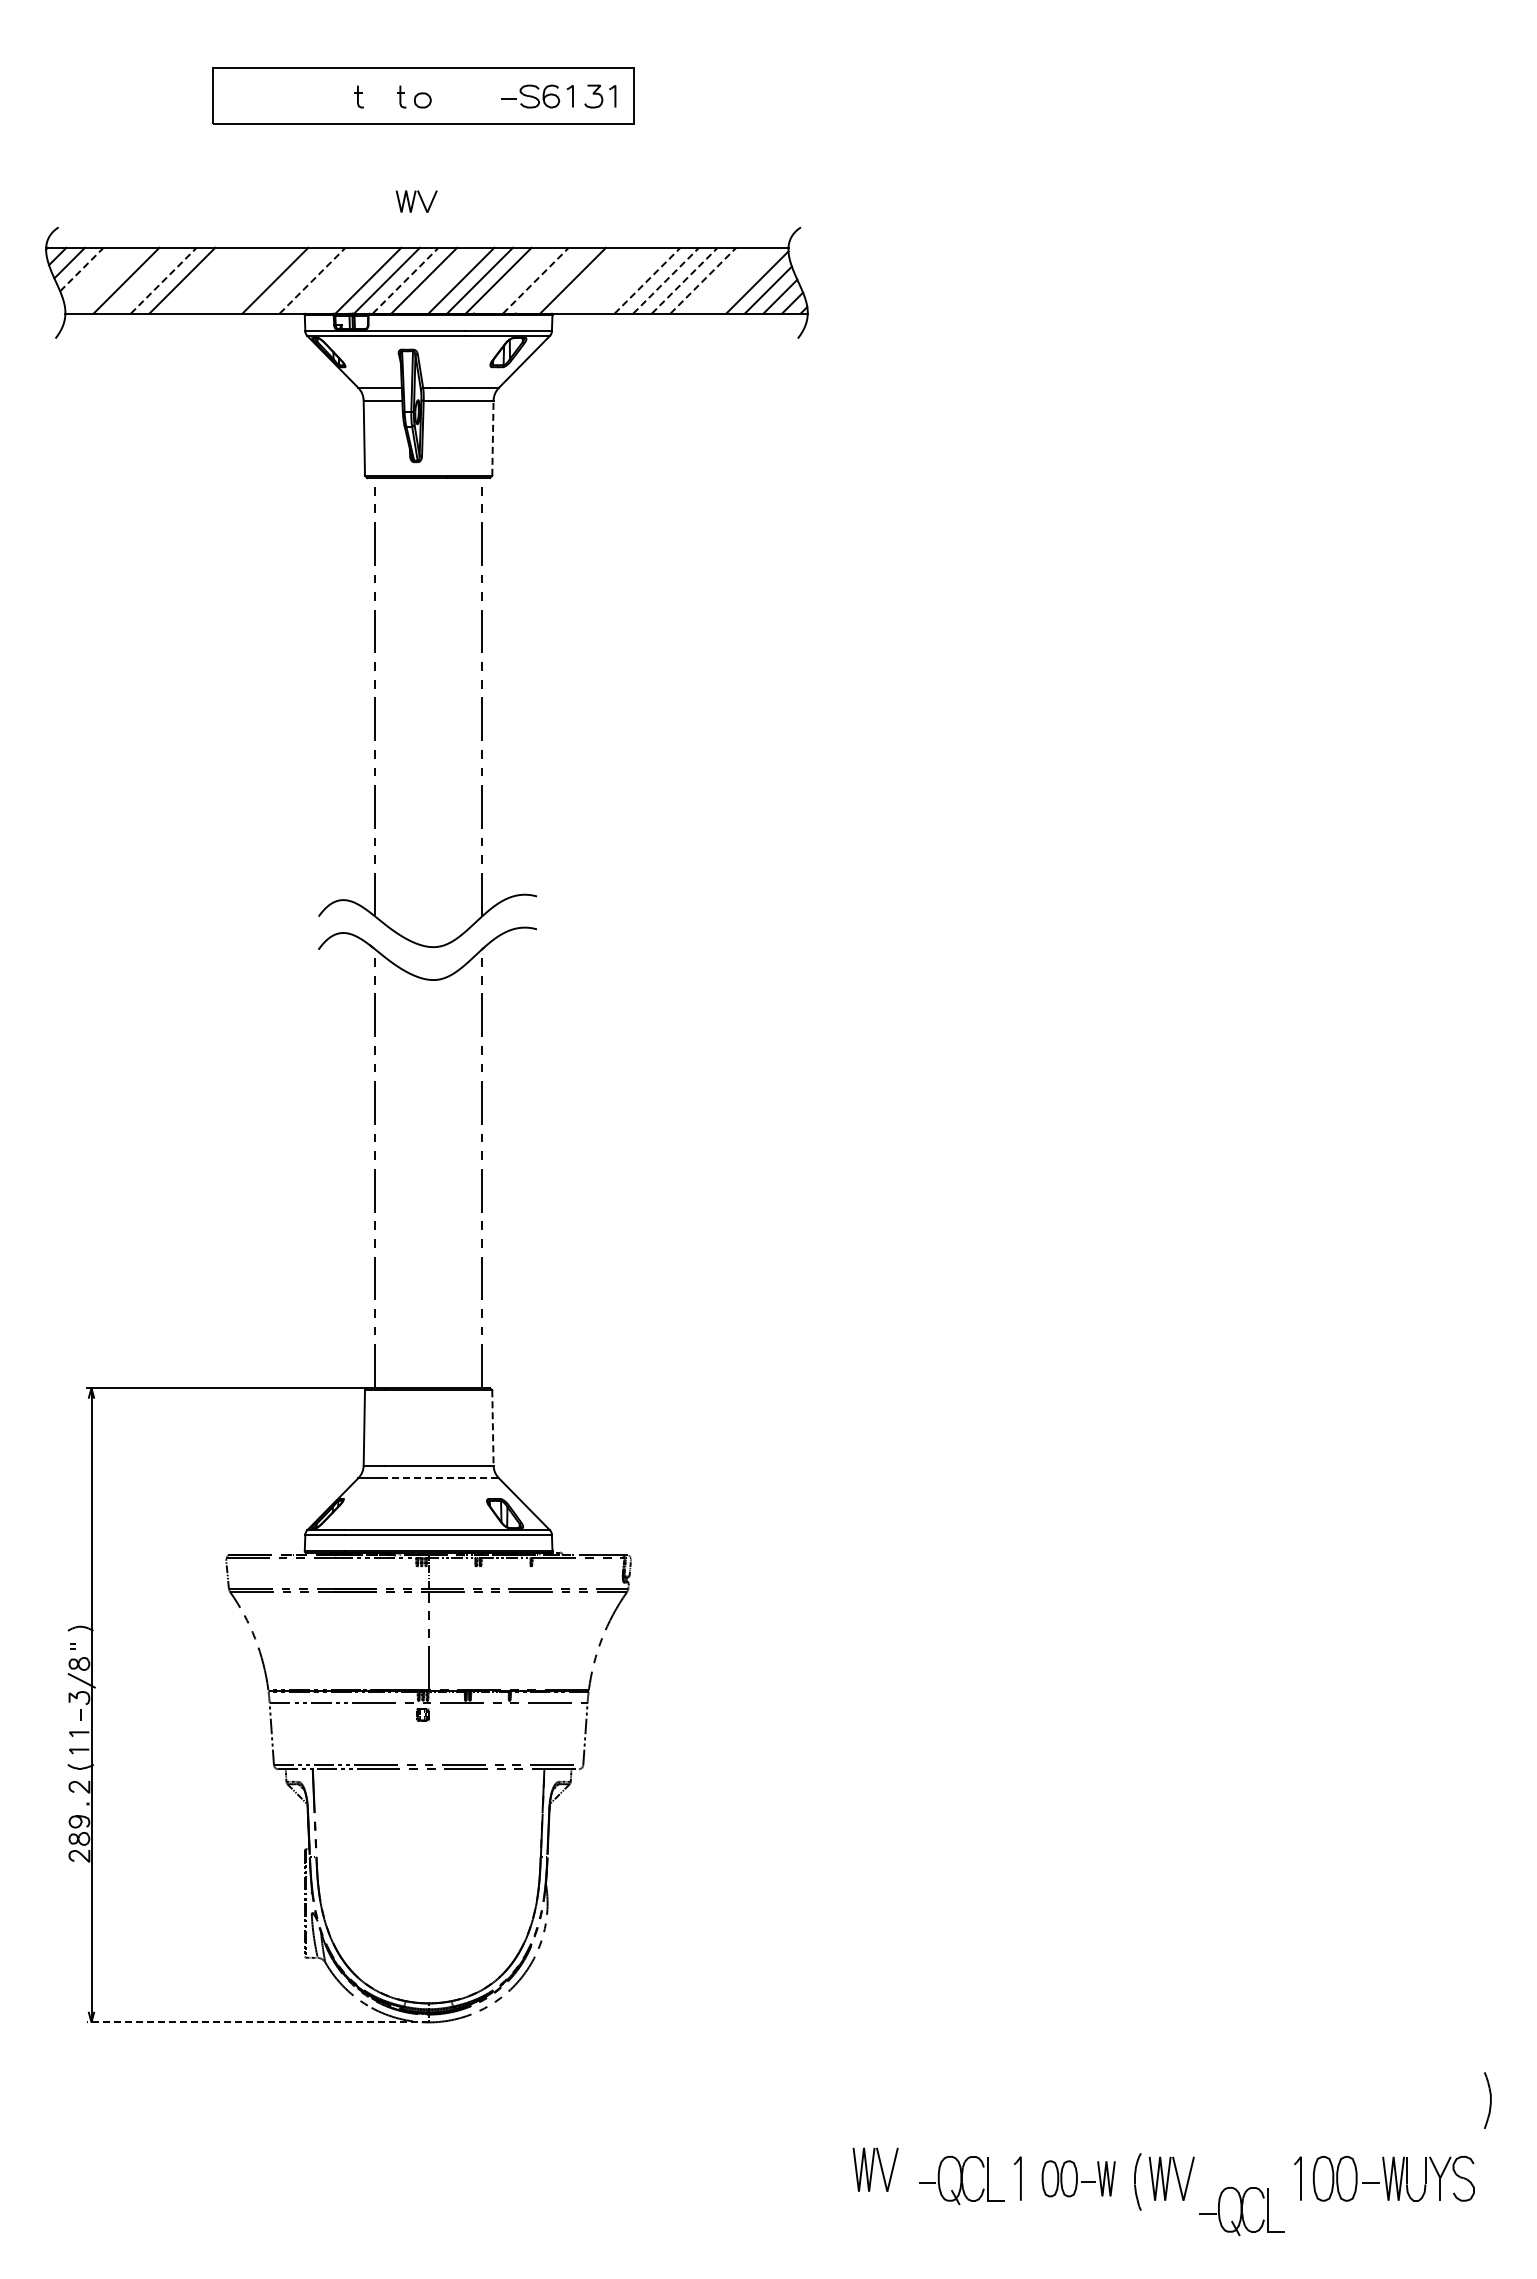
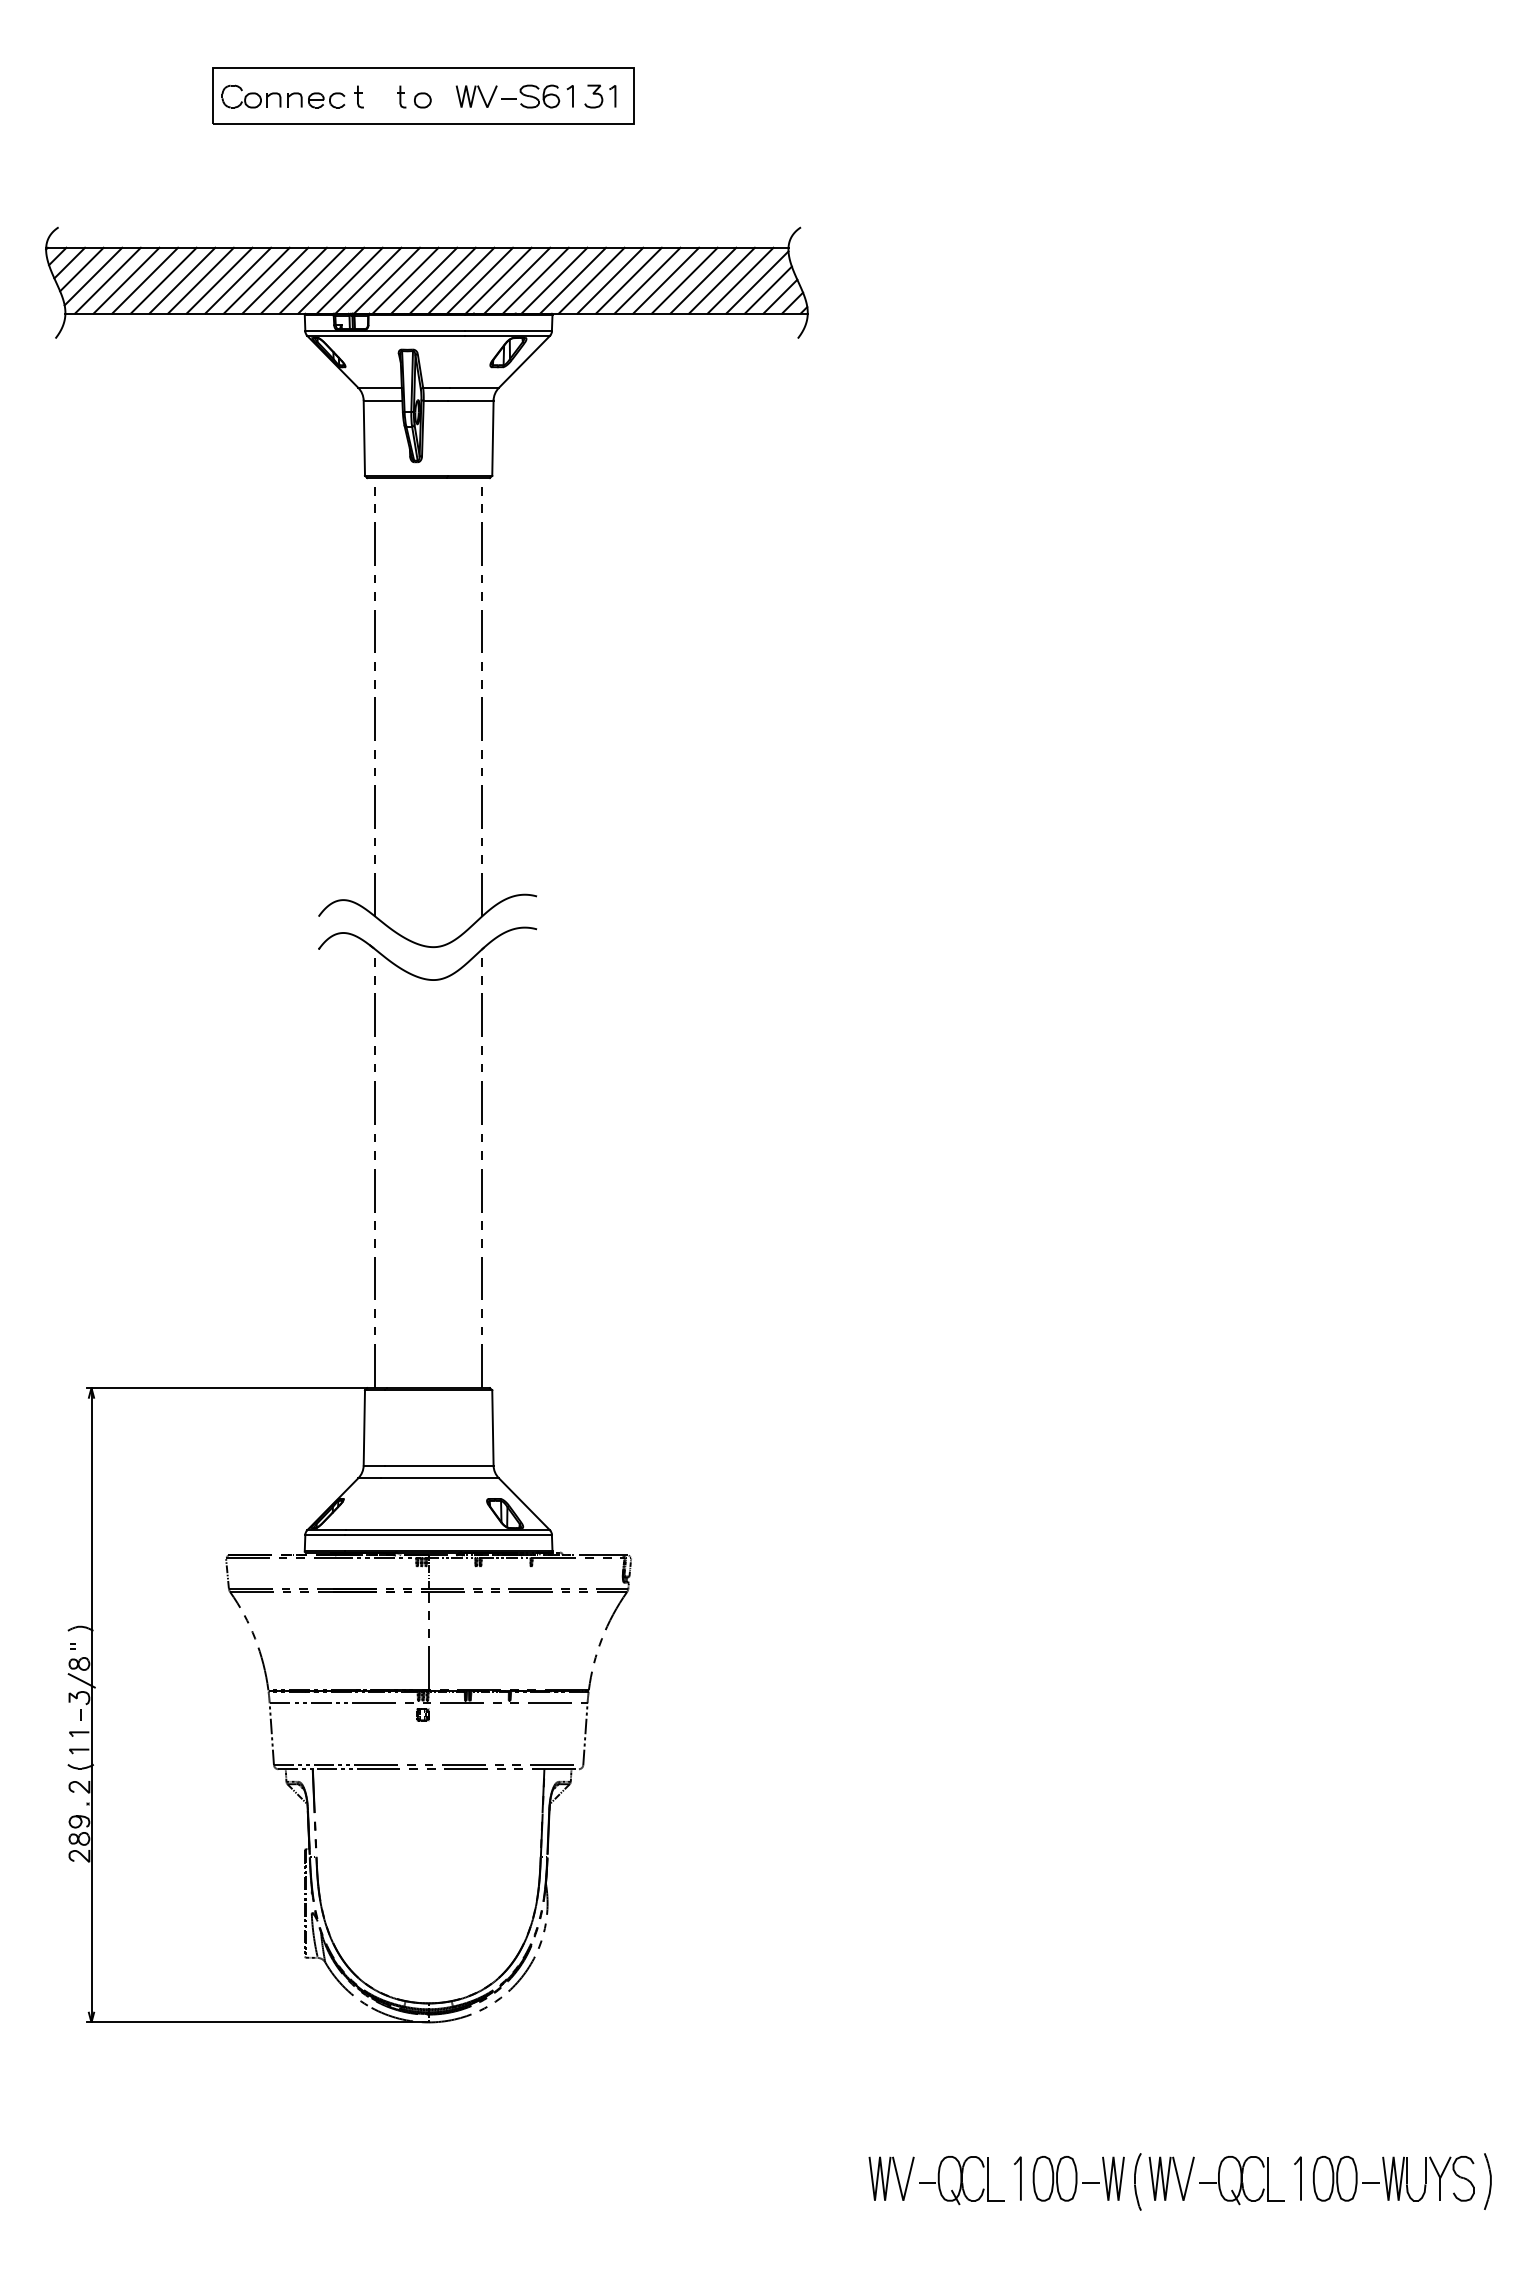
part: none -> present (283, 96)
part position: (416, 201) -> (476, 96) (476, 96)
line: dashed -> solid (81, 269)
line: none -> present (93, 276)
line: none -> present (107, 280)
line: none -> present (145, 280)
line: dashed -> solid (163, 280)
line: none -> present (200, 280)
line: none -> present (219, 280)
line: none -> present (238, 280)
line: none -> present (256, 280)
line: none -> present (293, 280)
line: dashed -> solid (312, 280)
line: none -> present (331, 280)
line: none -> present (349, 280)
line: dashed -> solid (405, 280)
line: none -> present (442, 280)
line: none -> present (517, 280)
line: dashed -> solid (535, 280)
line: none -> present (554, 280)
line: none -> present (591, 280)
line: none -> present (610, 280)
line: none -> present (628, 280)
line: dashed -> solid (647, 280)
line: dashed -> solid (666, 280)
line: dashed -> solid (684, 280)
line: dashed -> solid (703, 280)
line: none -> present (721, 280)
line: none -> present (740, 280)
line: dashed -> solid (492, 438)
line: dashed -> solid (492, 1427)
line: dashed -> solid (439, 1478)
line: dashed -> solid (257, 2022)
part position: (1487, 2100) -> (1487, 2181) (1487, 2181)
part position: (875, 2169) -> (891, 2178) (891, 2178)
part size: 75x38 px -> 93x46 px (1078, 2178)
part position: (1241, 2211) -> (1241, 2180) (1241, 2180)
